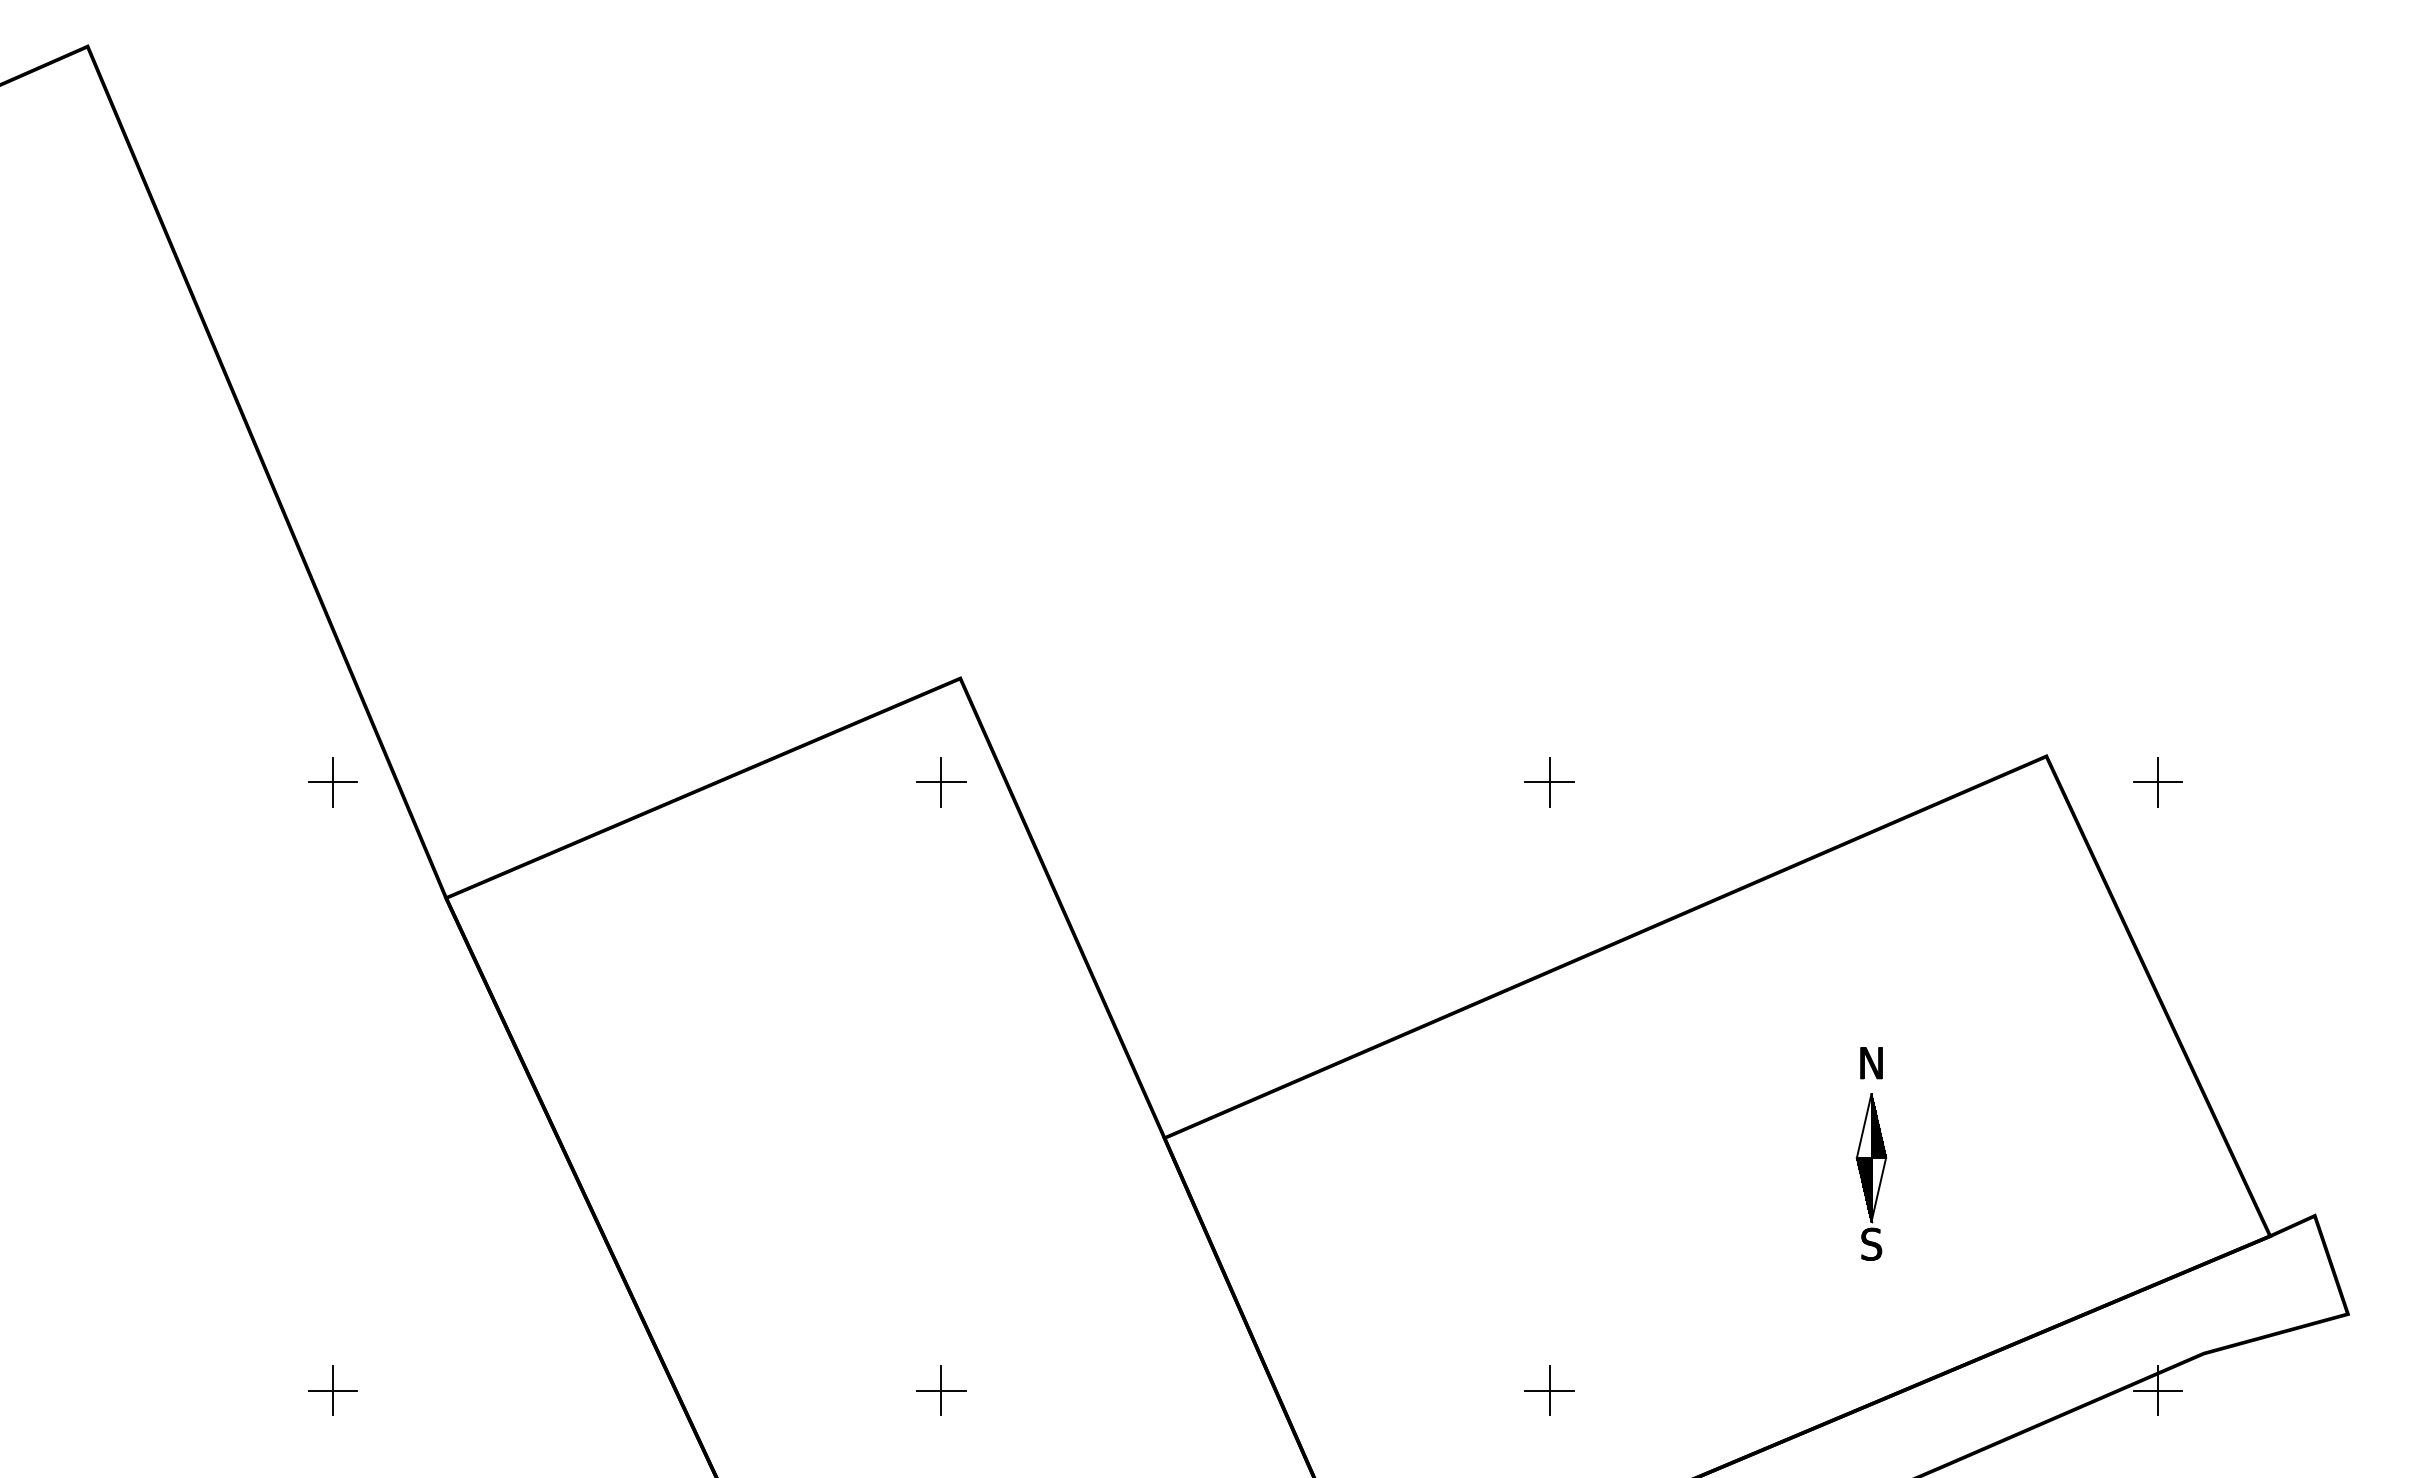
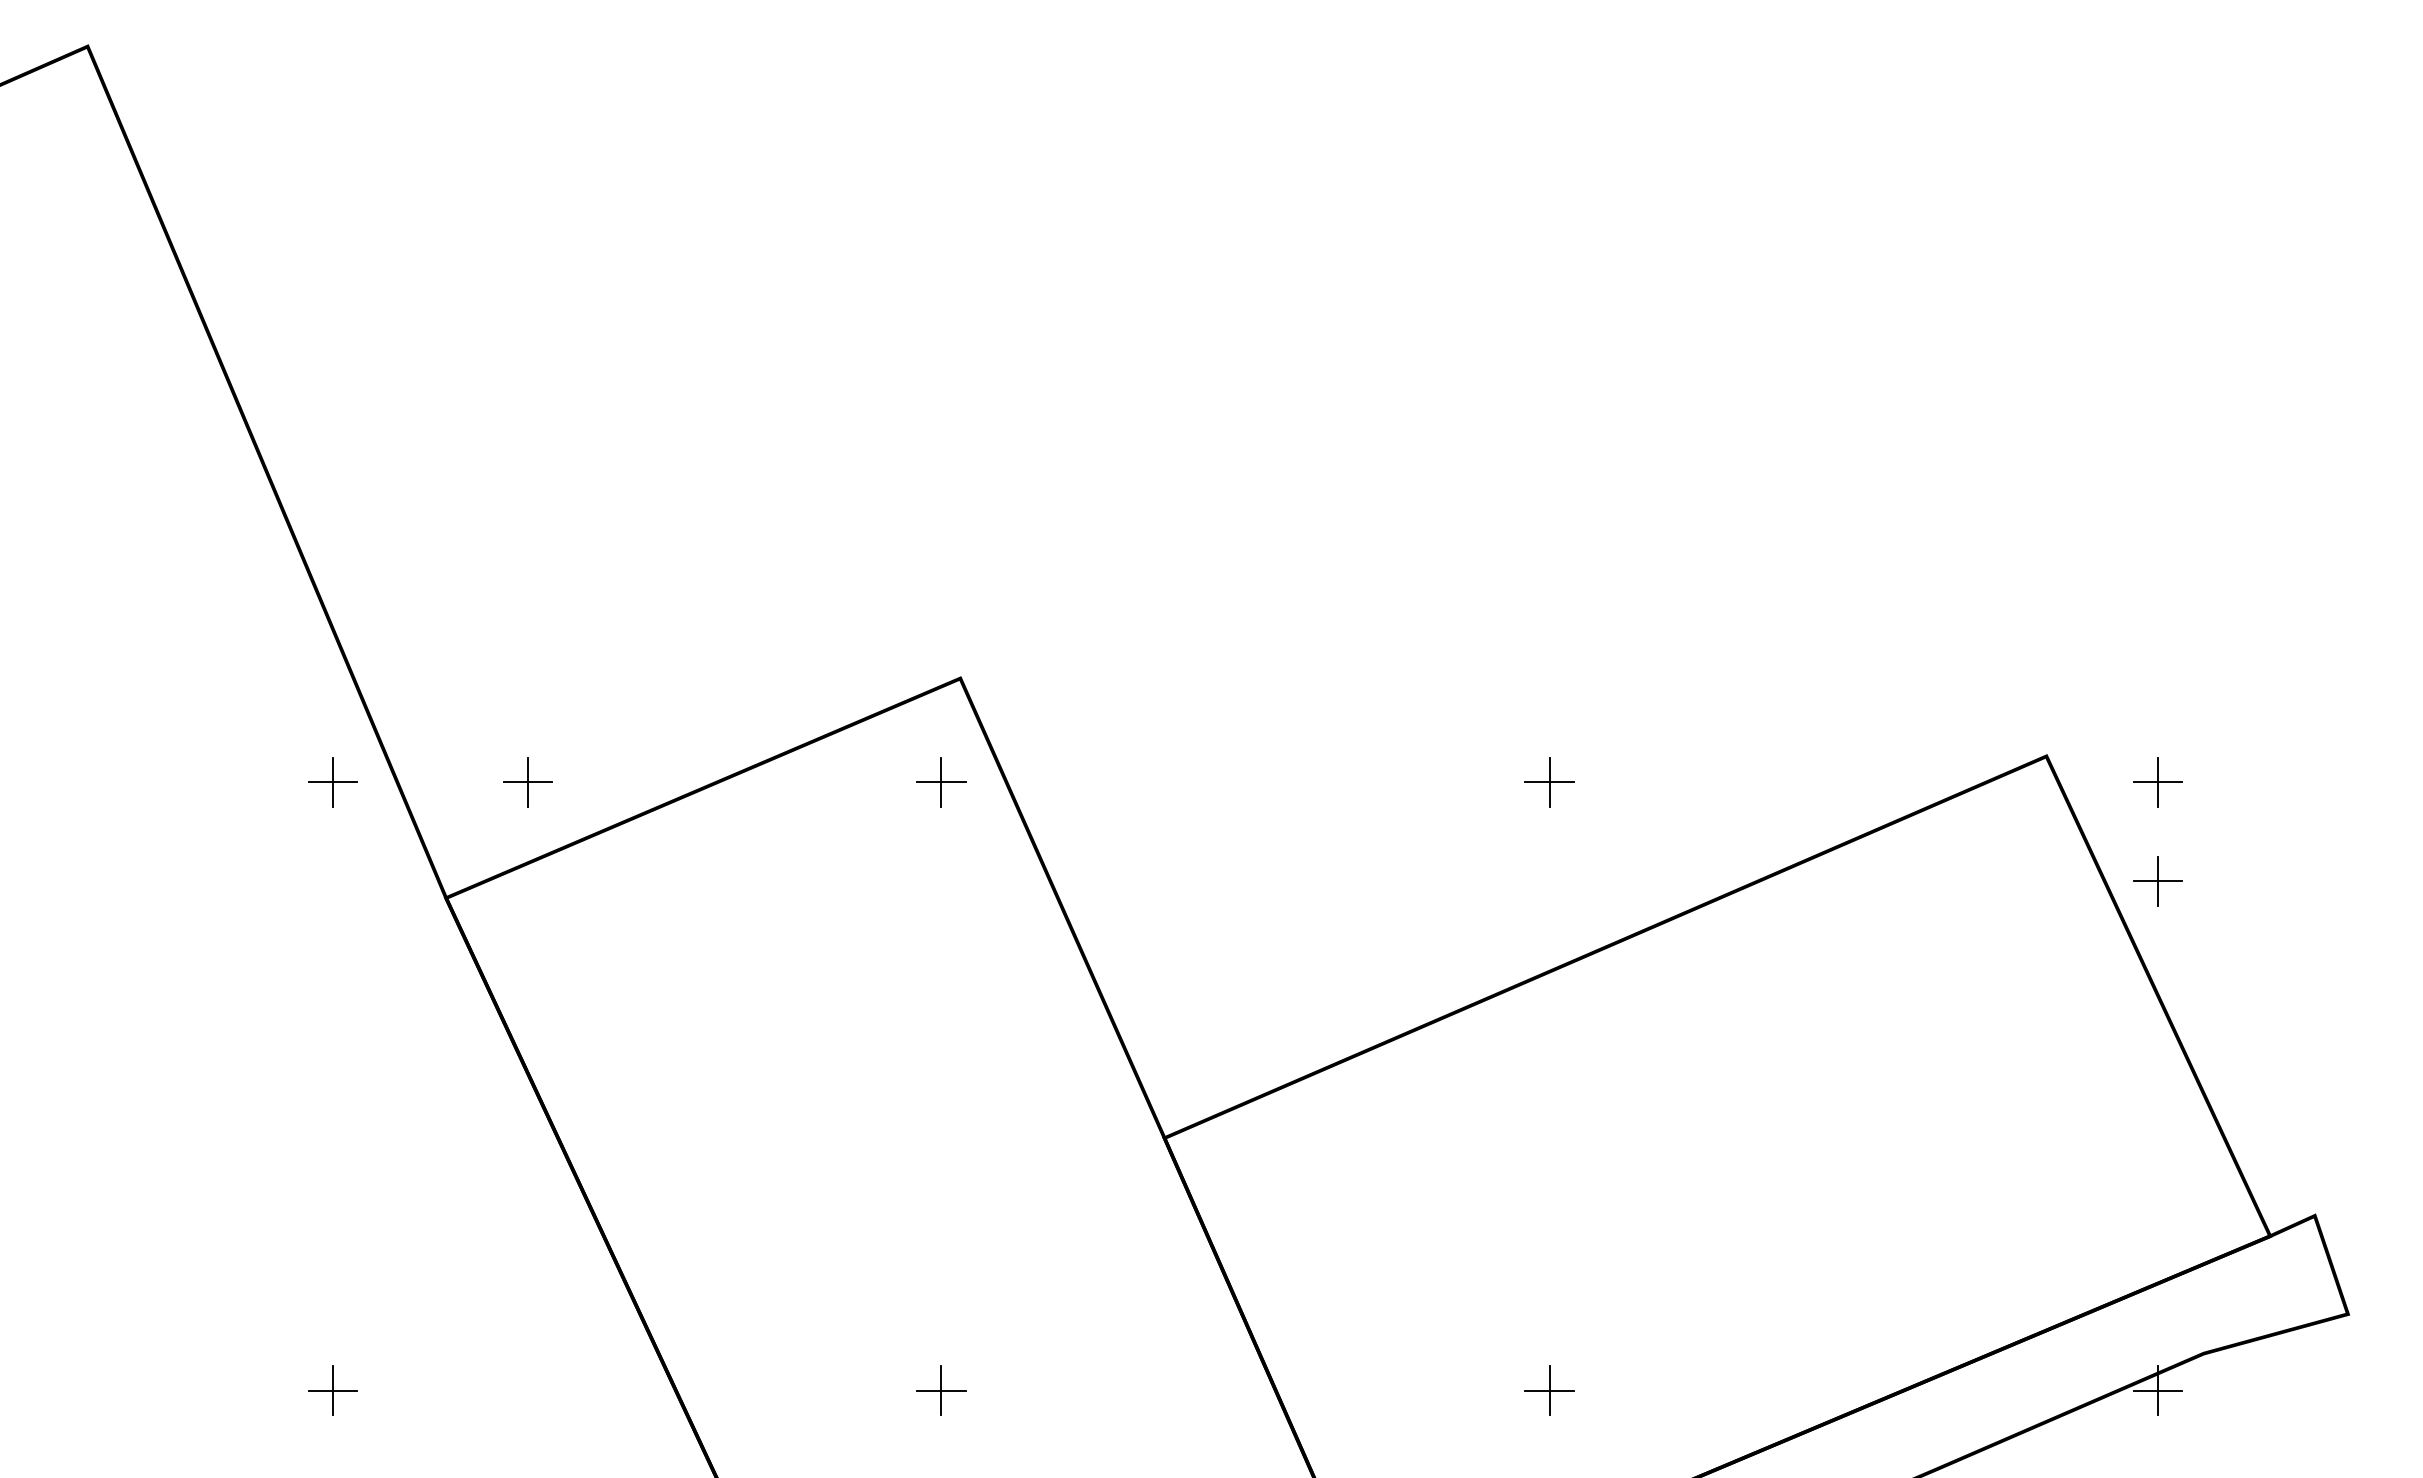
part: none -> present (527, 782)
part: none -> present (2157, 881)
part: present -> none (1871, 1153)
